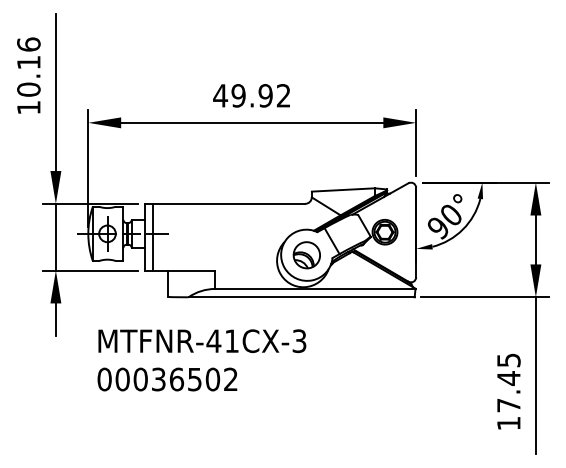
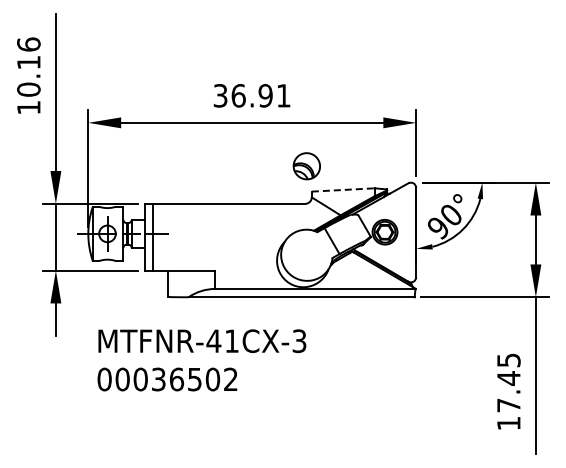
text: 49.92 -> 36.91 (251, 95)
line: solid -> dashed (343, 189)
part position: (306, 255) -> (306, 166) (306, 166)
